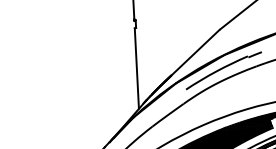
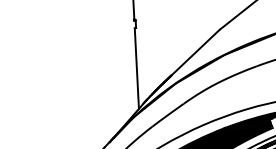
part: present -> none (223, 70)
